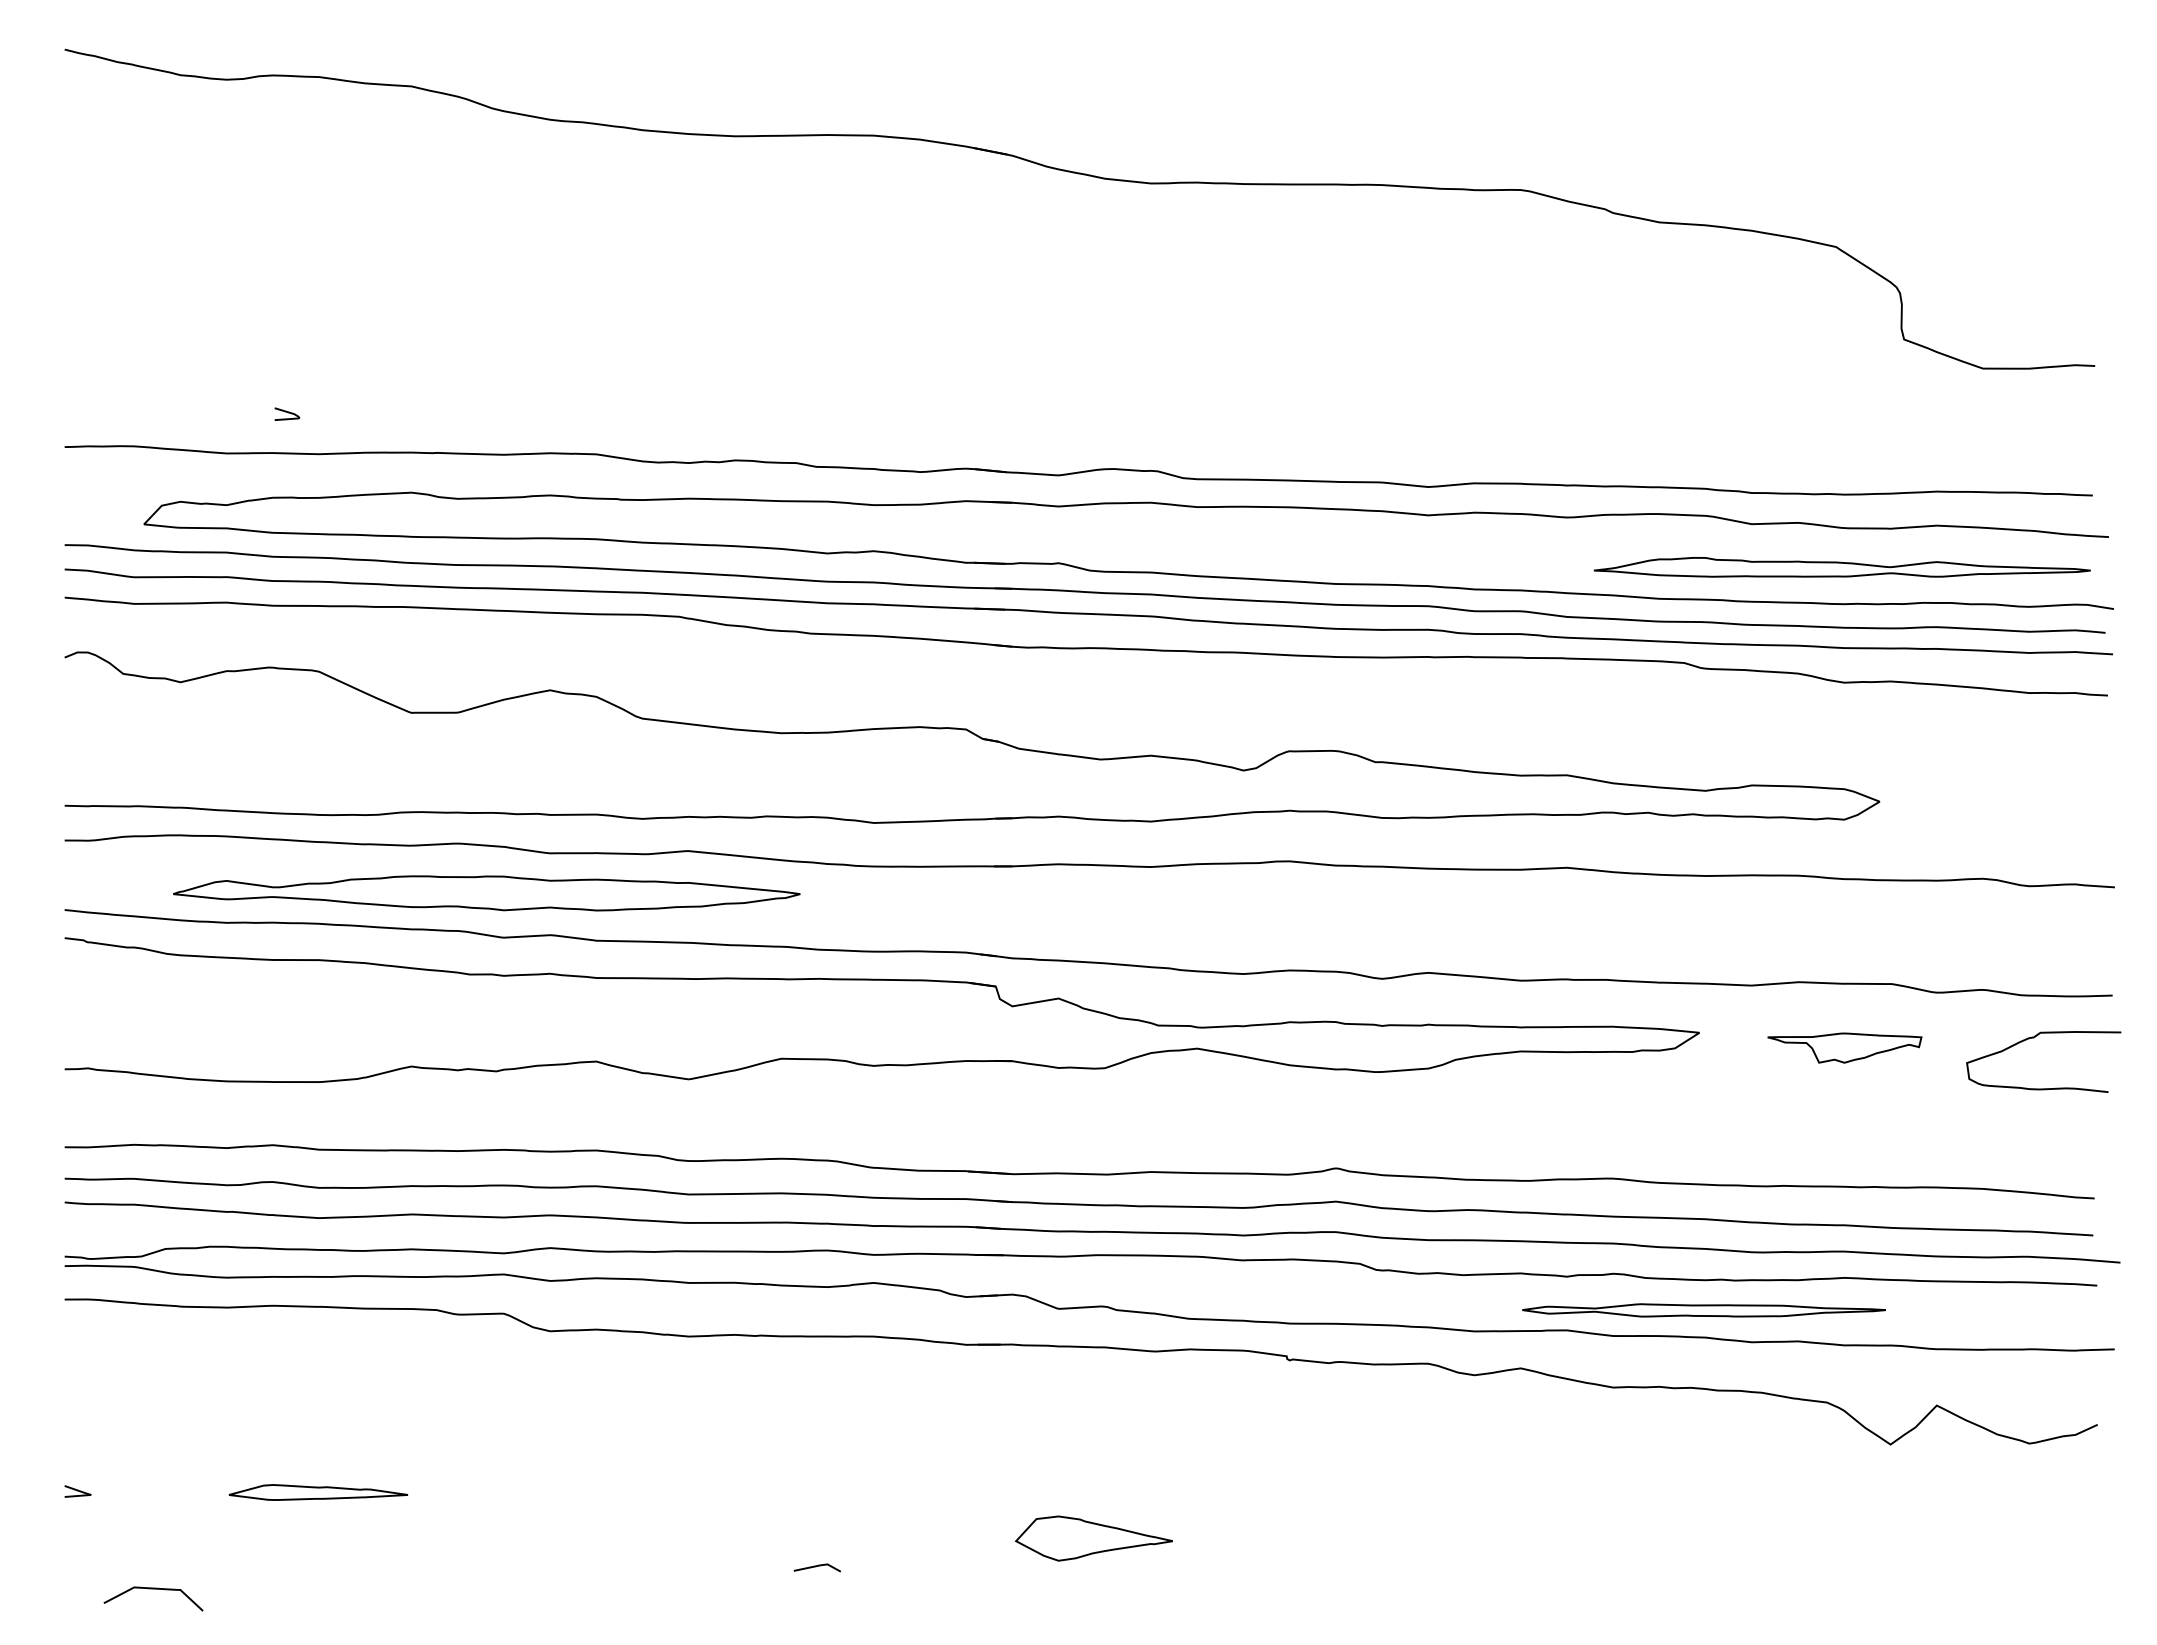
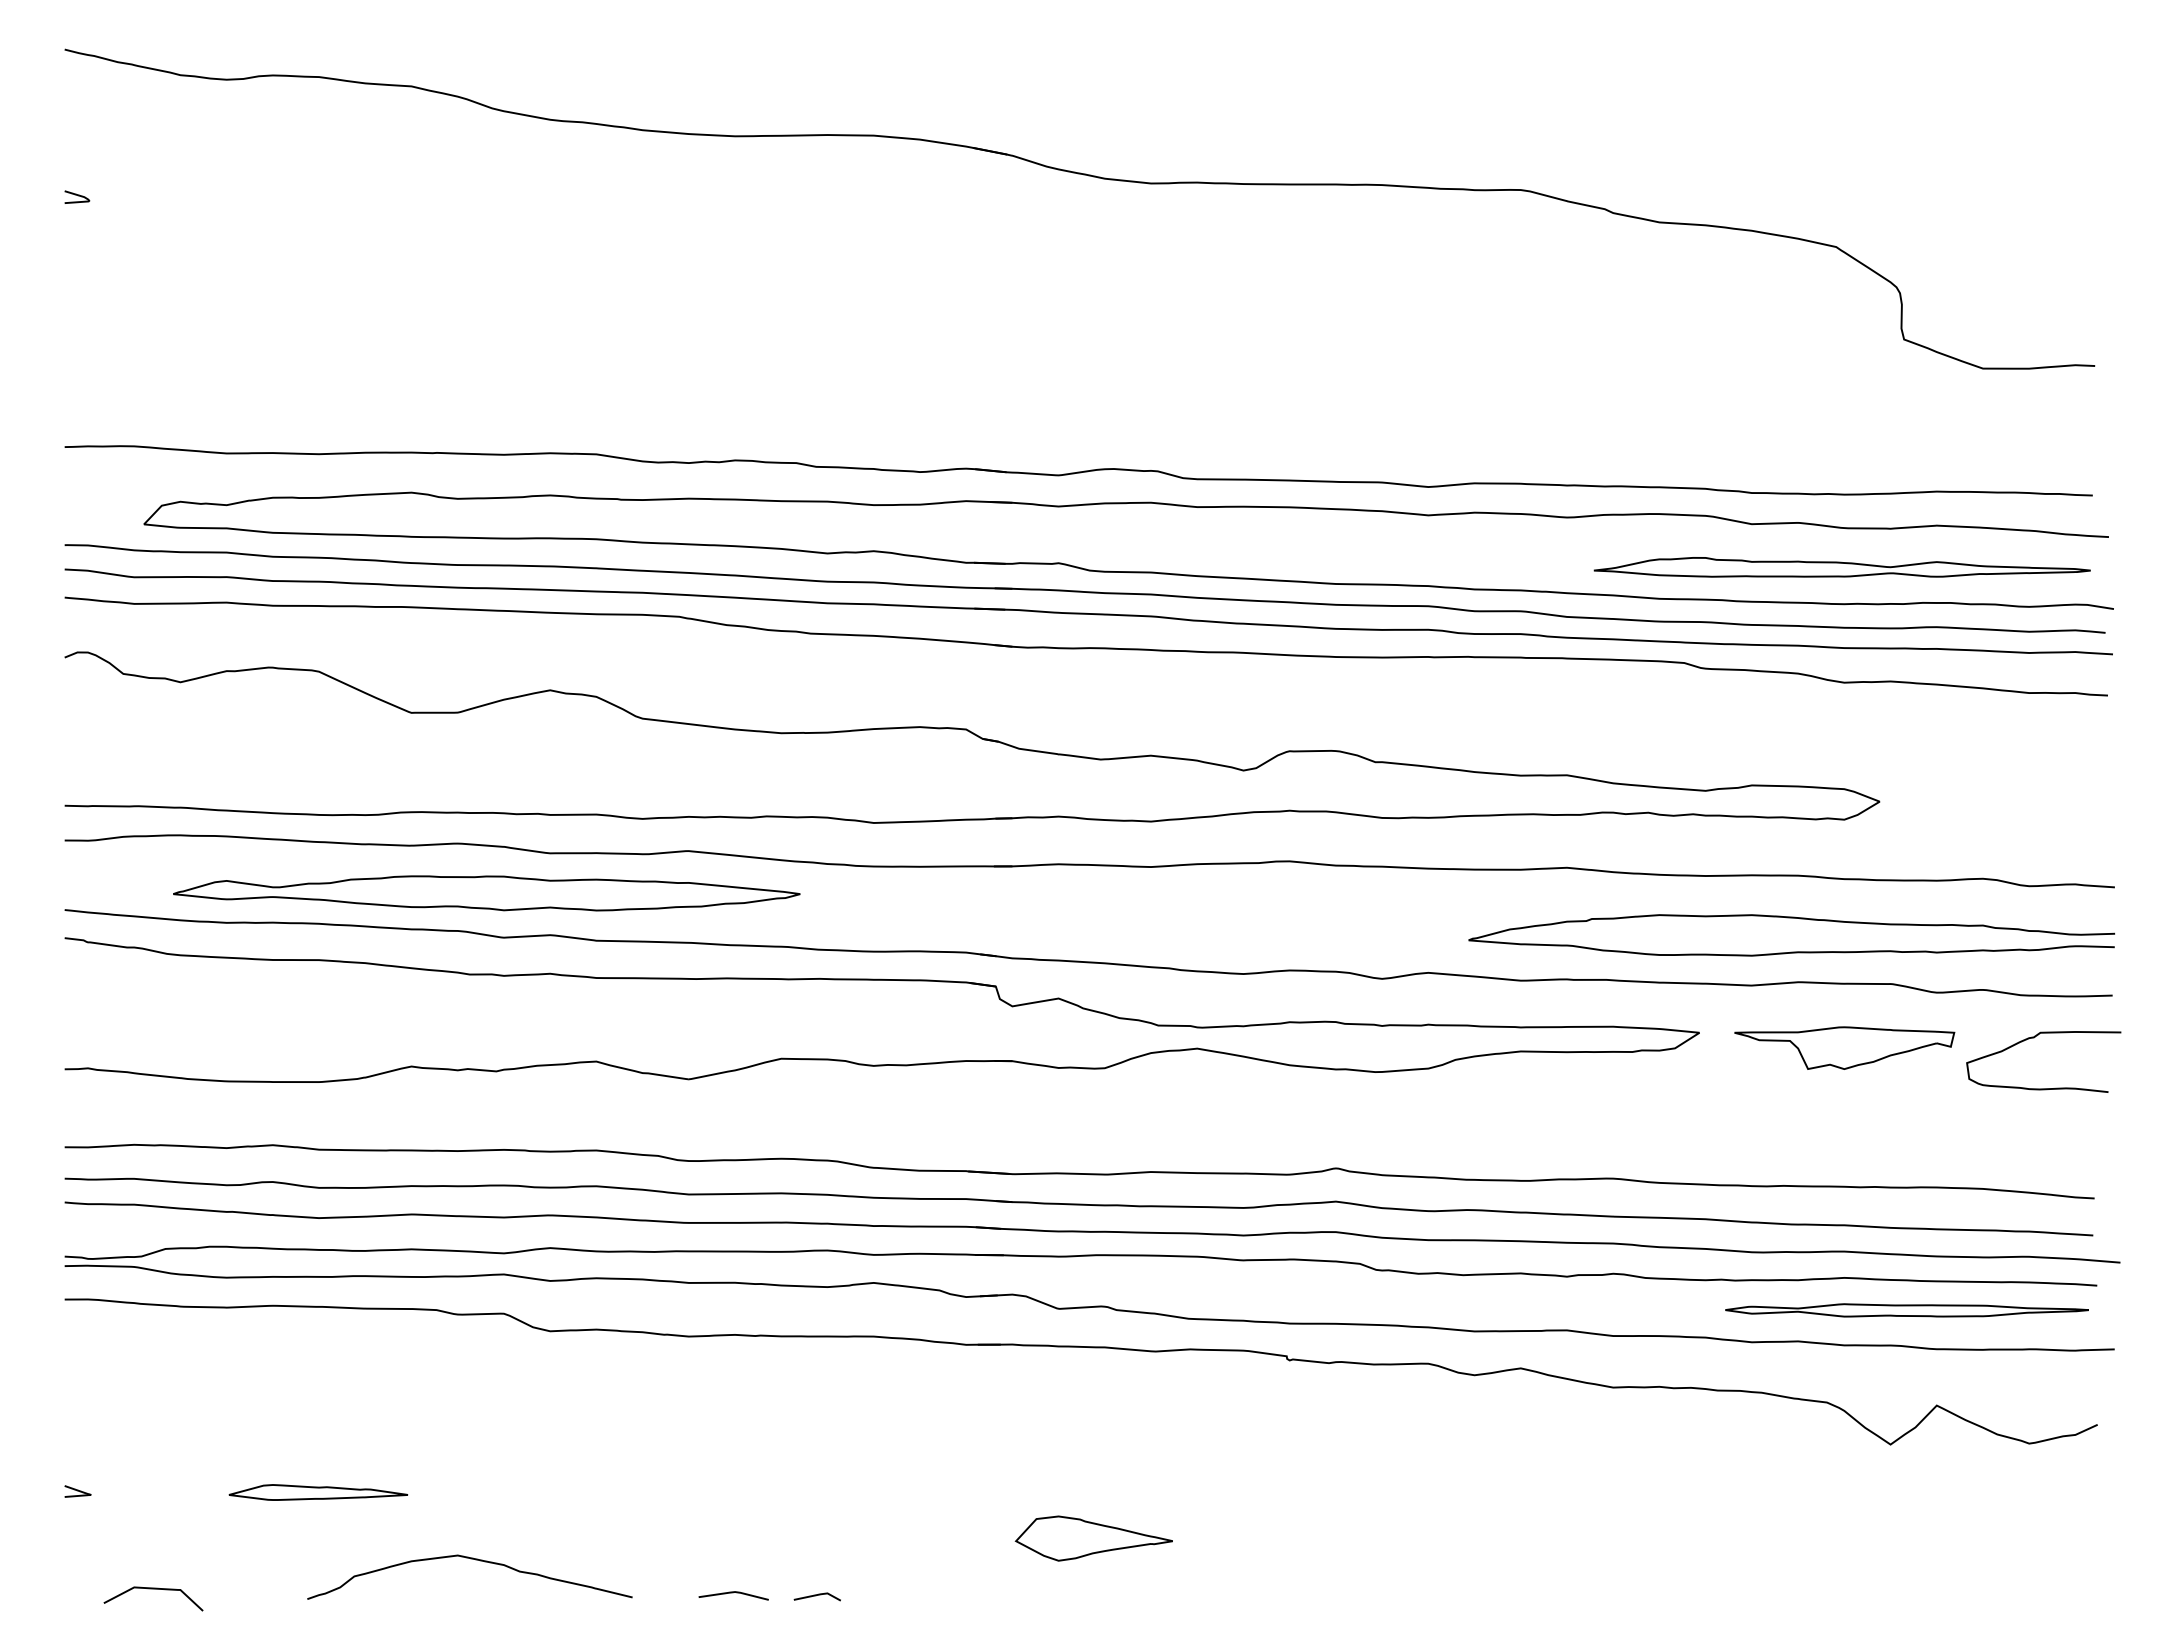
part position: (287, 413) -> (77, 196) (77, 196)
curve: none -> present (1791, 951)
part size: 156x32 px -> 222x44 px (1844, 1047)
part position: (1703, 1310) -> (1906, 1310) (1906, 1310)
curve: none -> present (470, 1559)
line position: (816, 1567) -> (816, 1596) (816, 1596)
line: none -> present (733, 1593)
